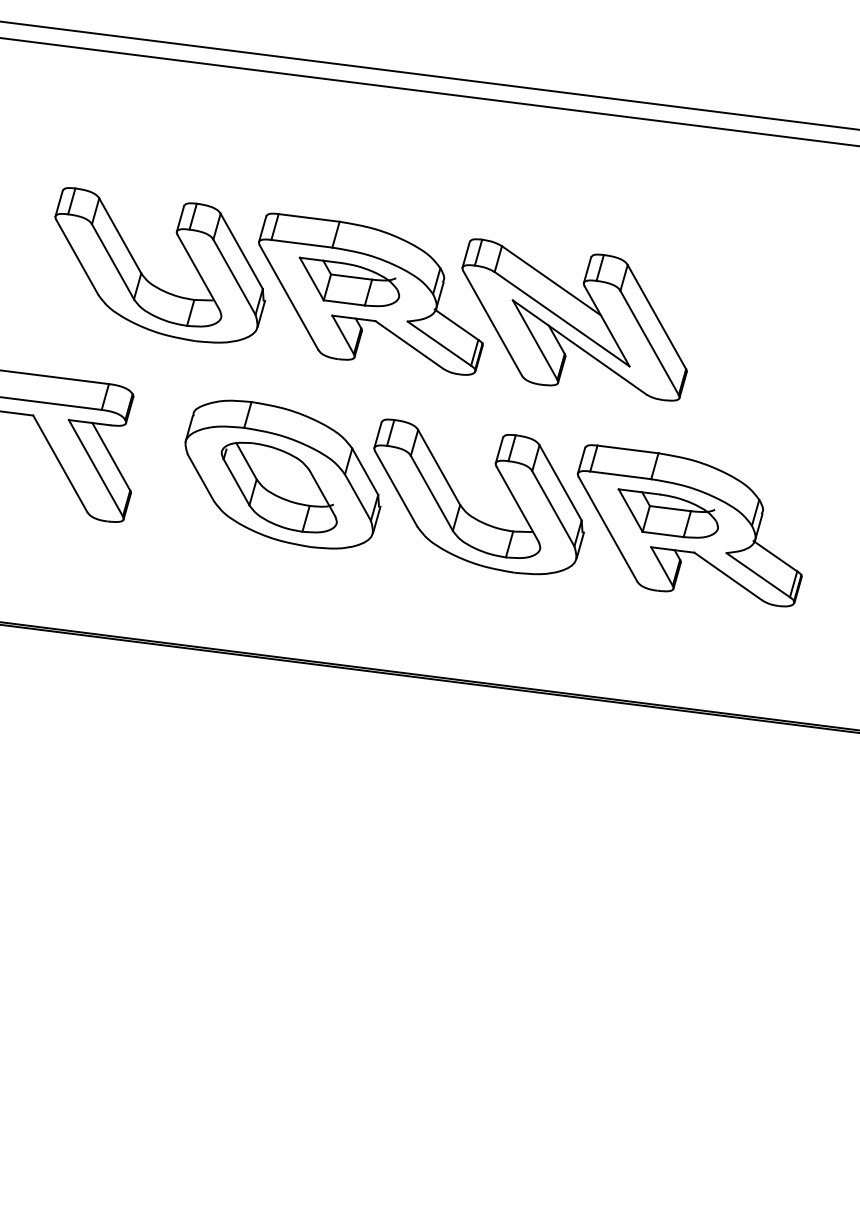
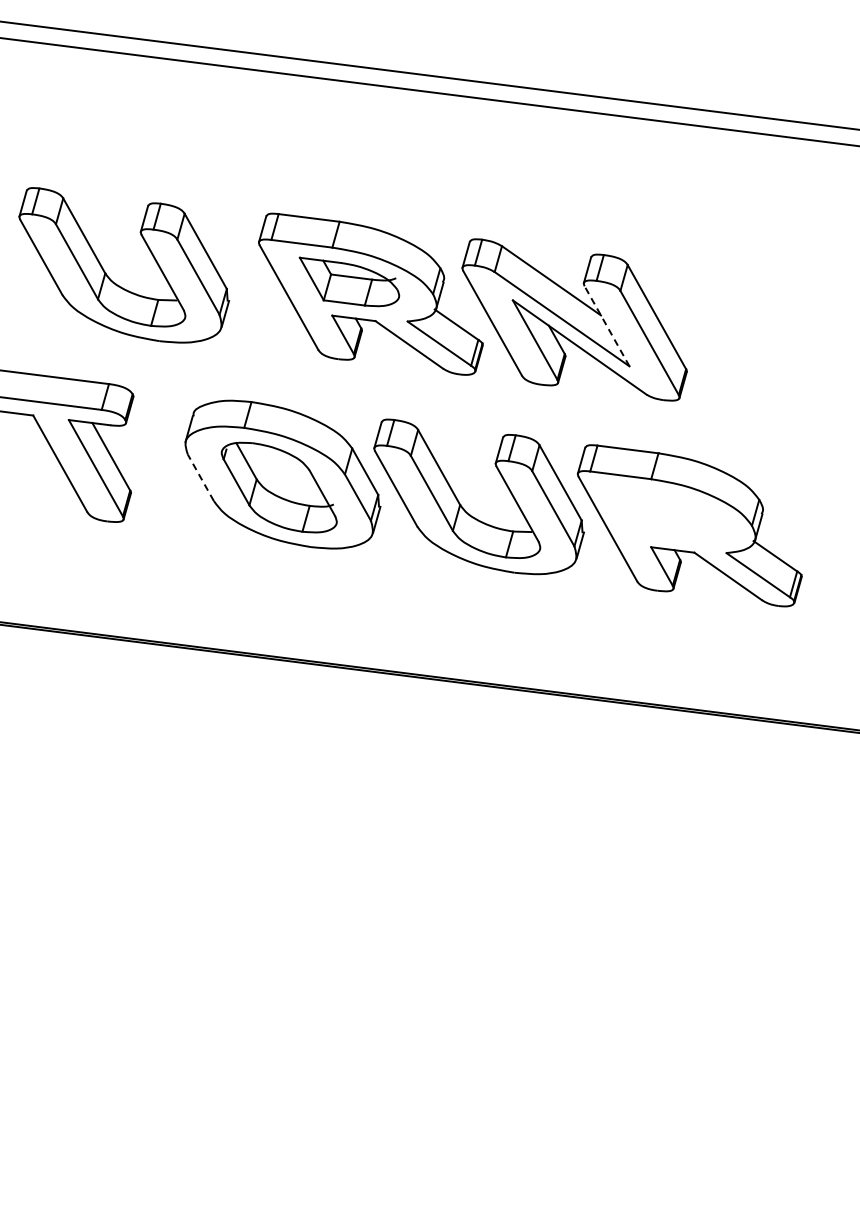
part position: (146, 278) -> (110, 278) (110, 278)
line: solid -> dashed (607, 326)
line: solid -> dashed (200, 477)
part: present -> none (667, 513)
